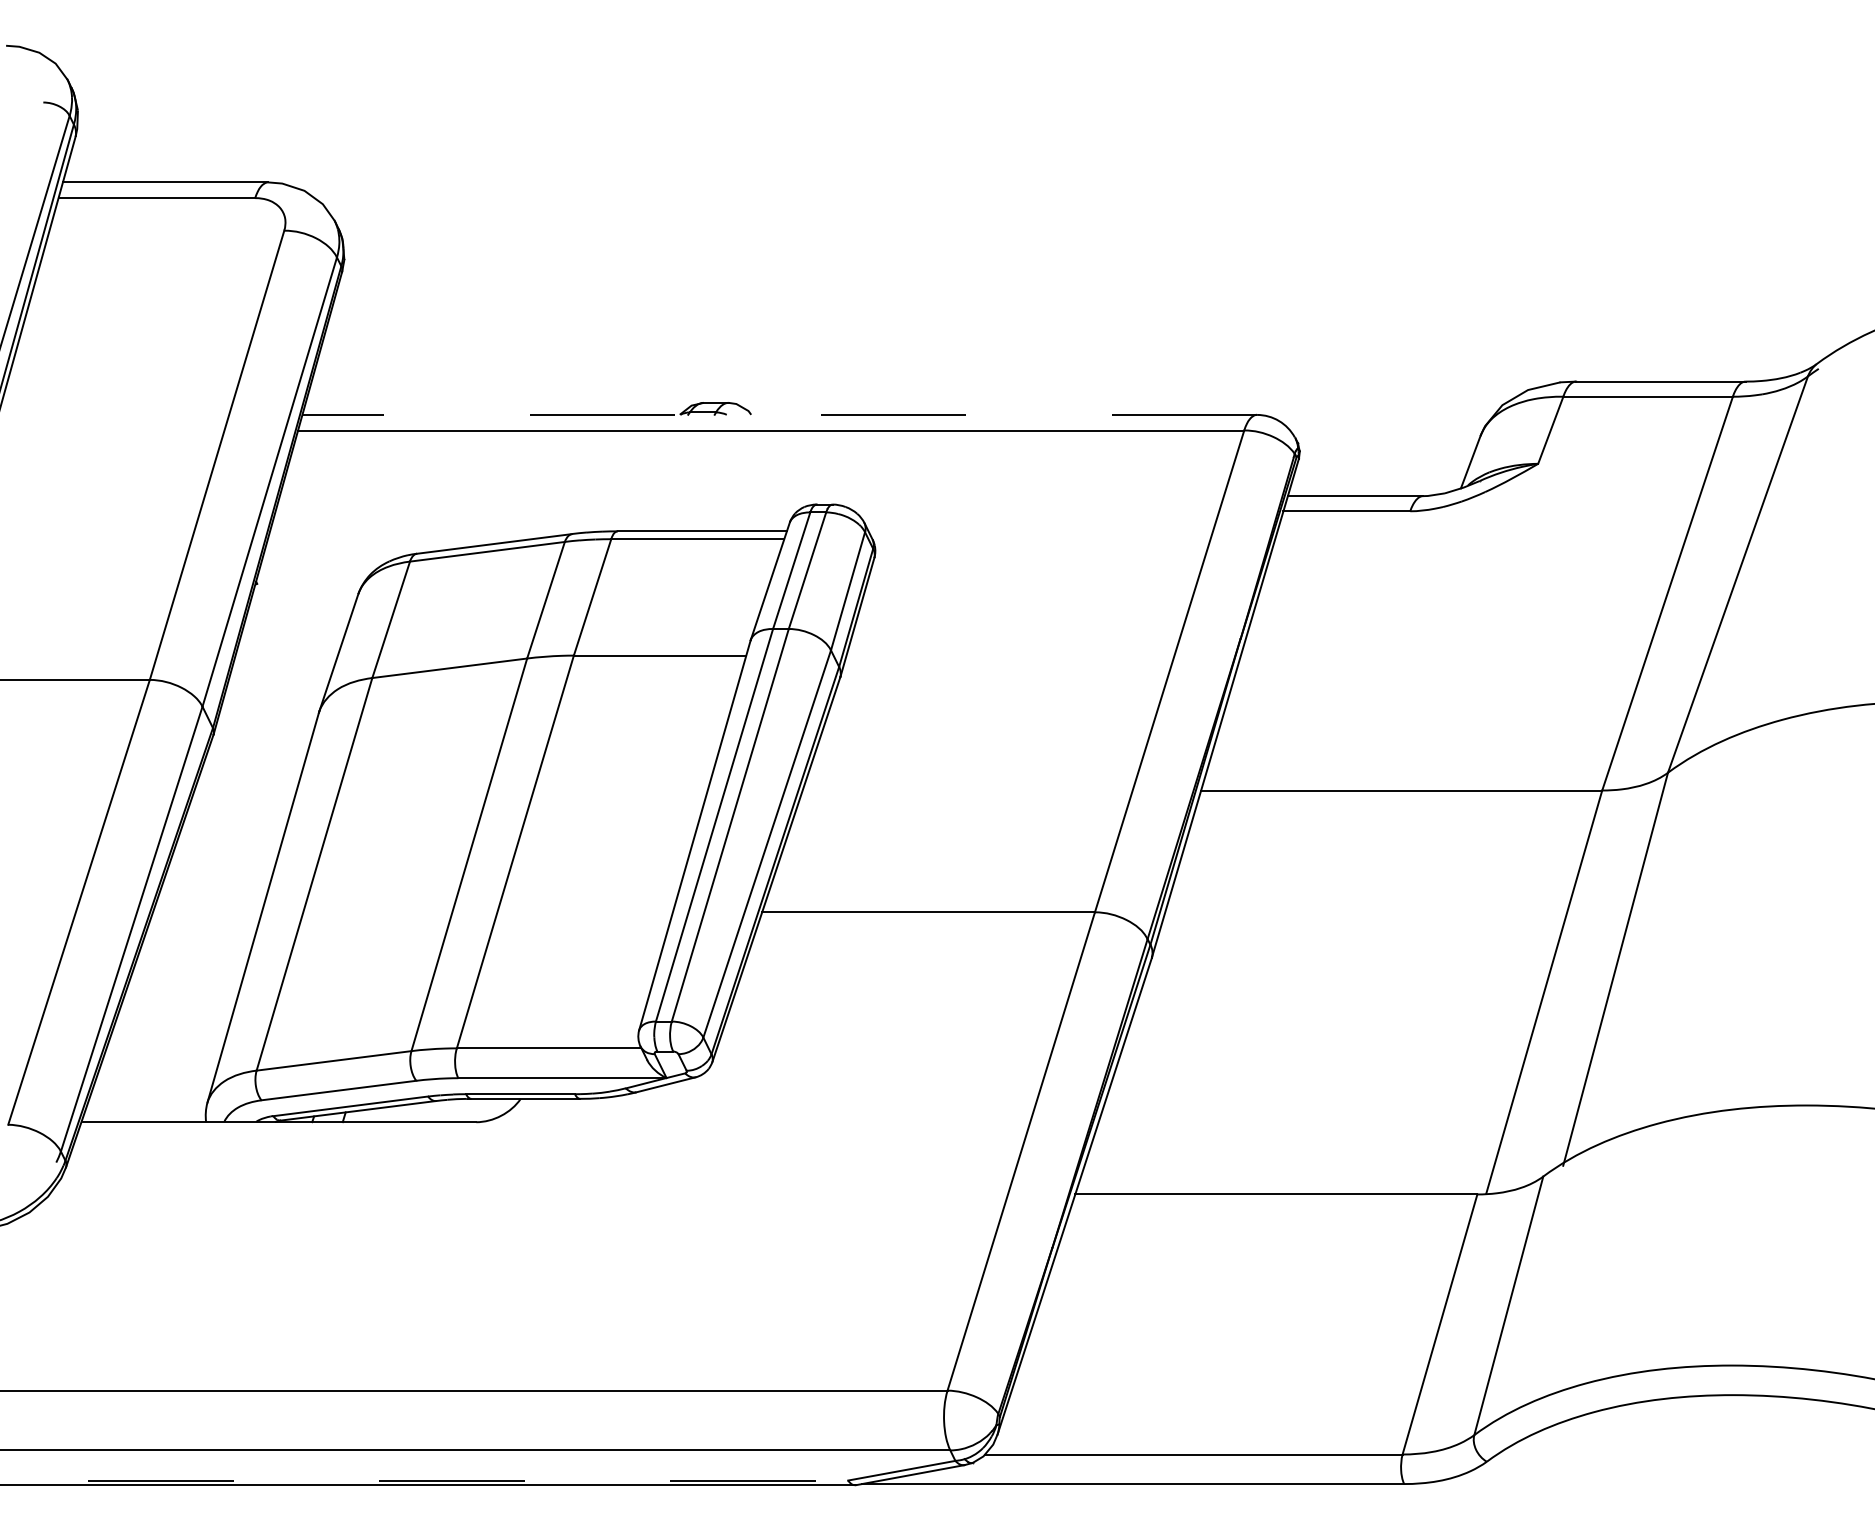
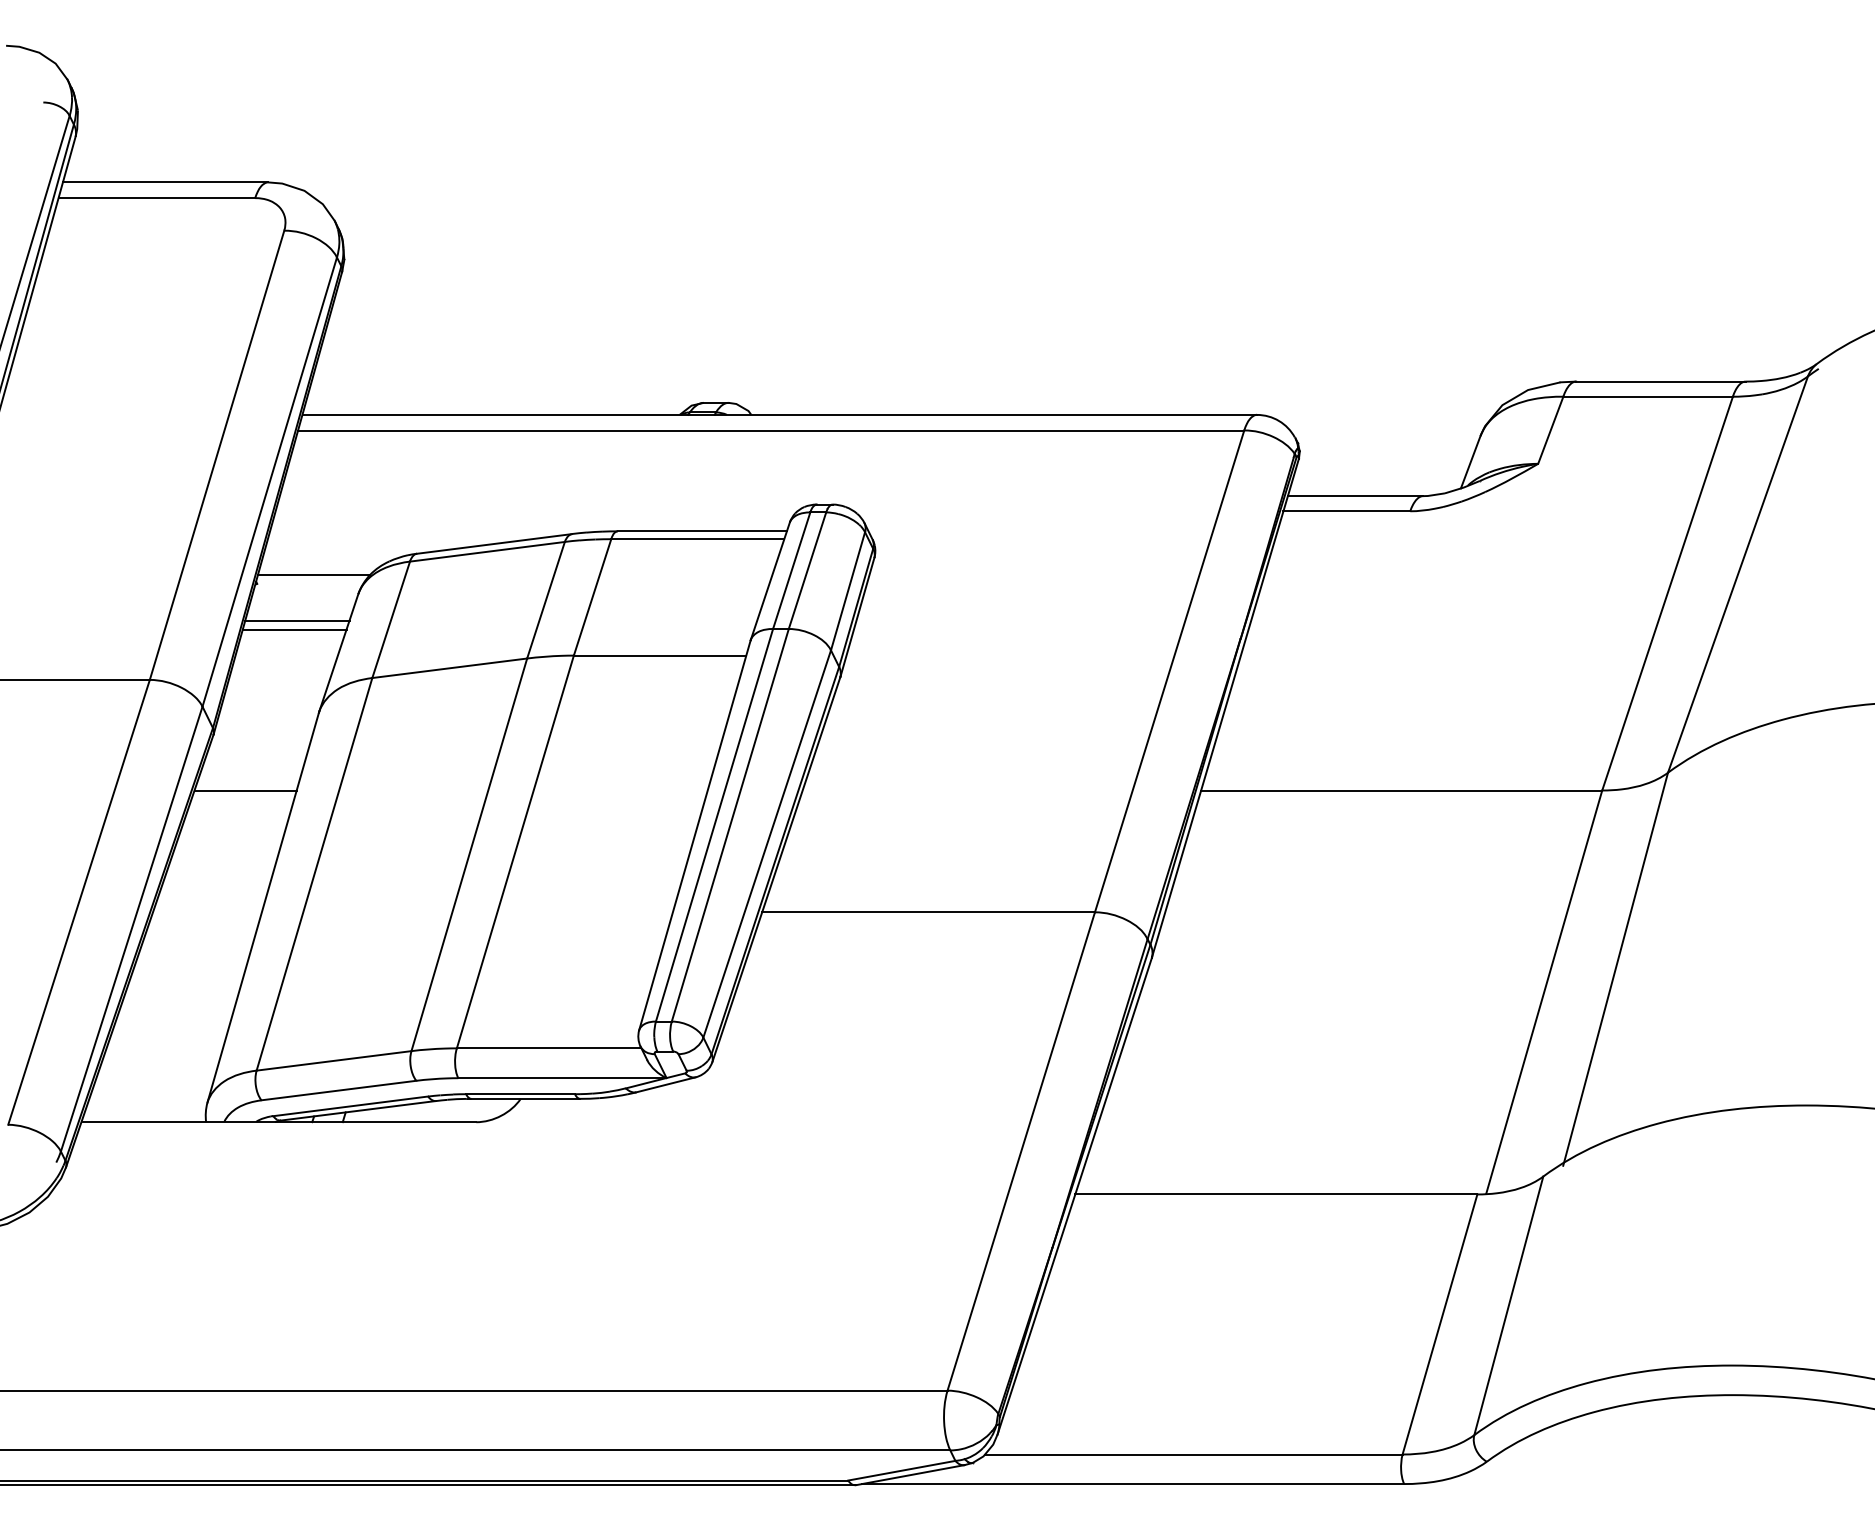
line: dashed -> solid (779, 414)
line: none -> present (313, 575)
line: none -> present (297, 620)
line: none -> present (294, 629)
line: none -> present (245, 790)
line: dashed -> solid (424, 1480)
